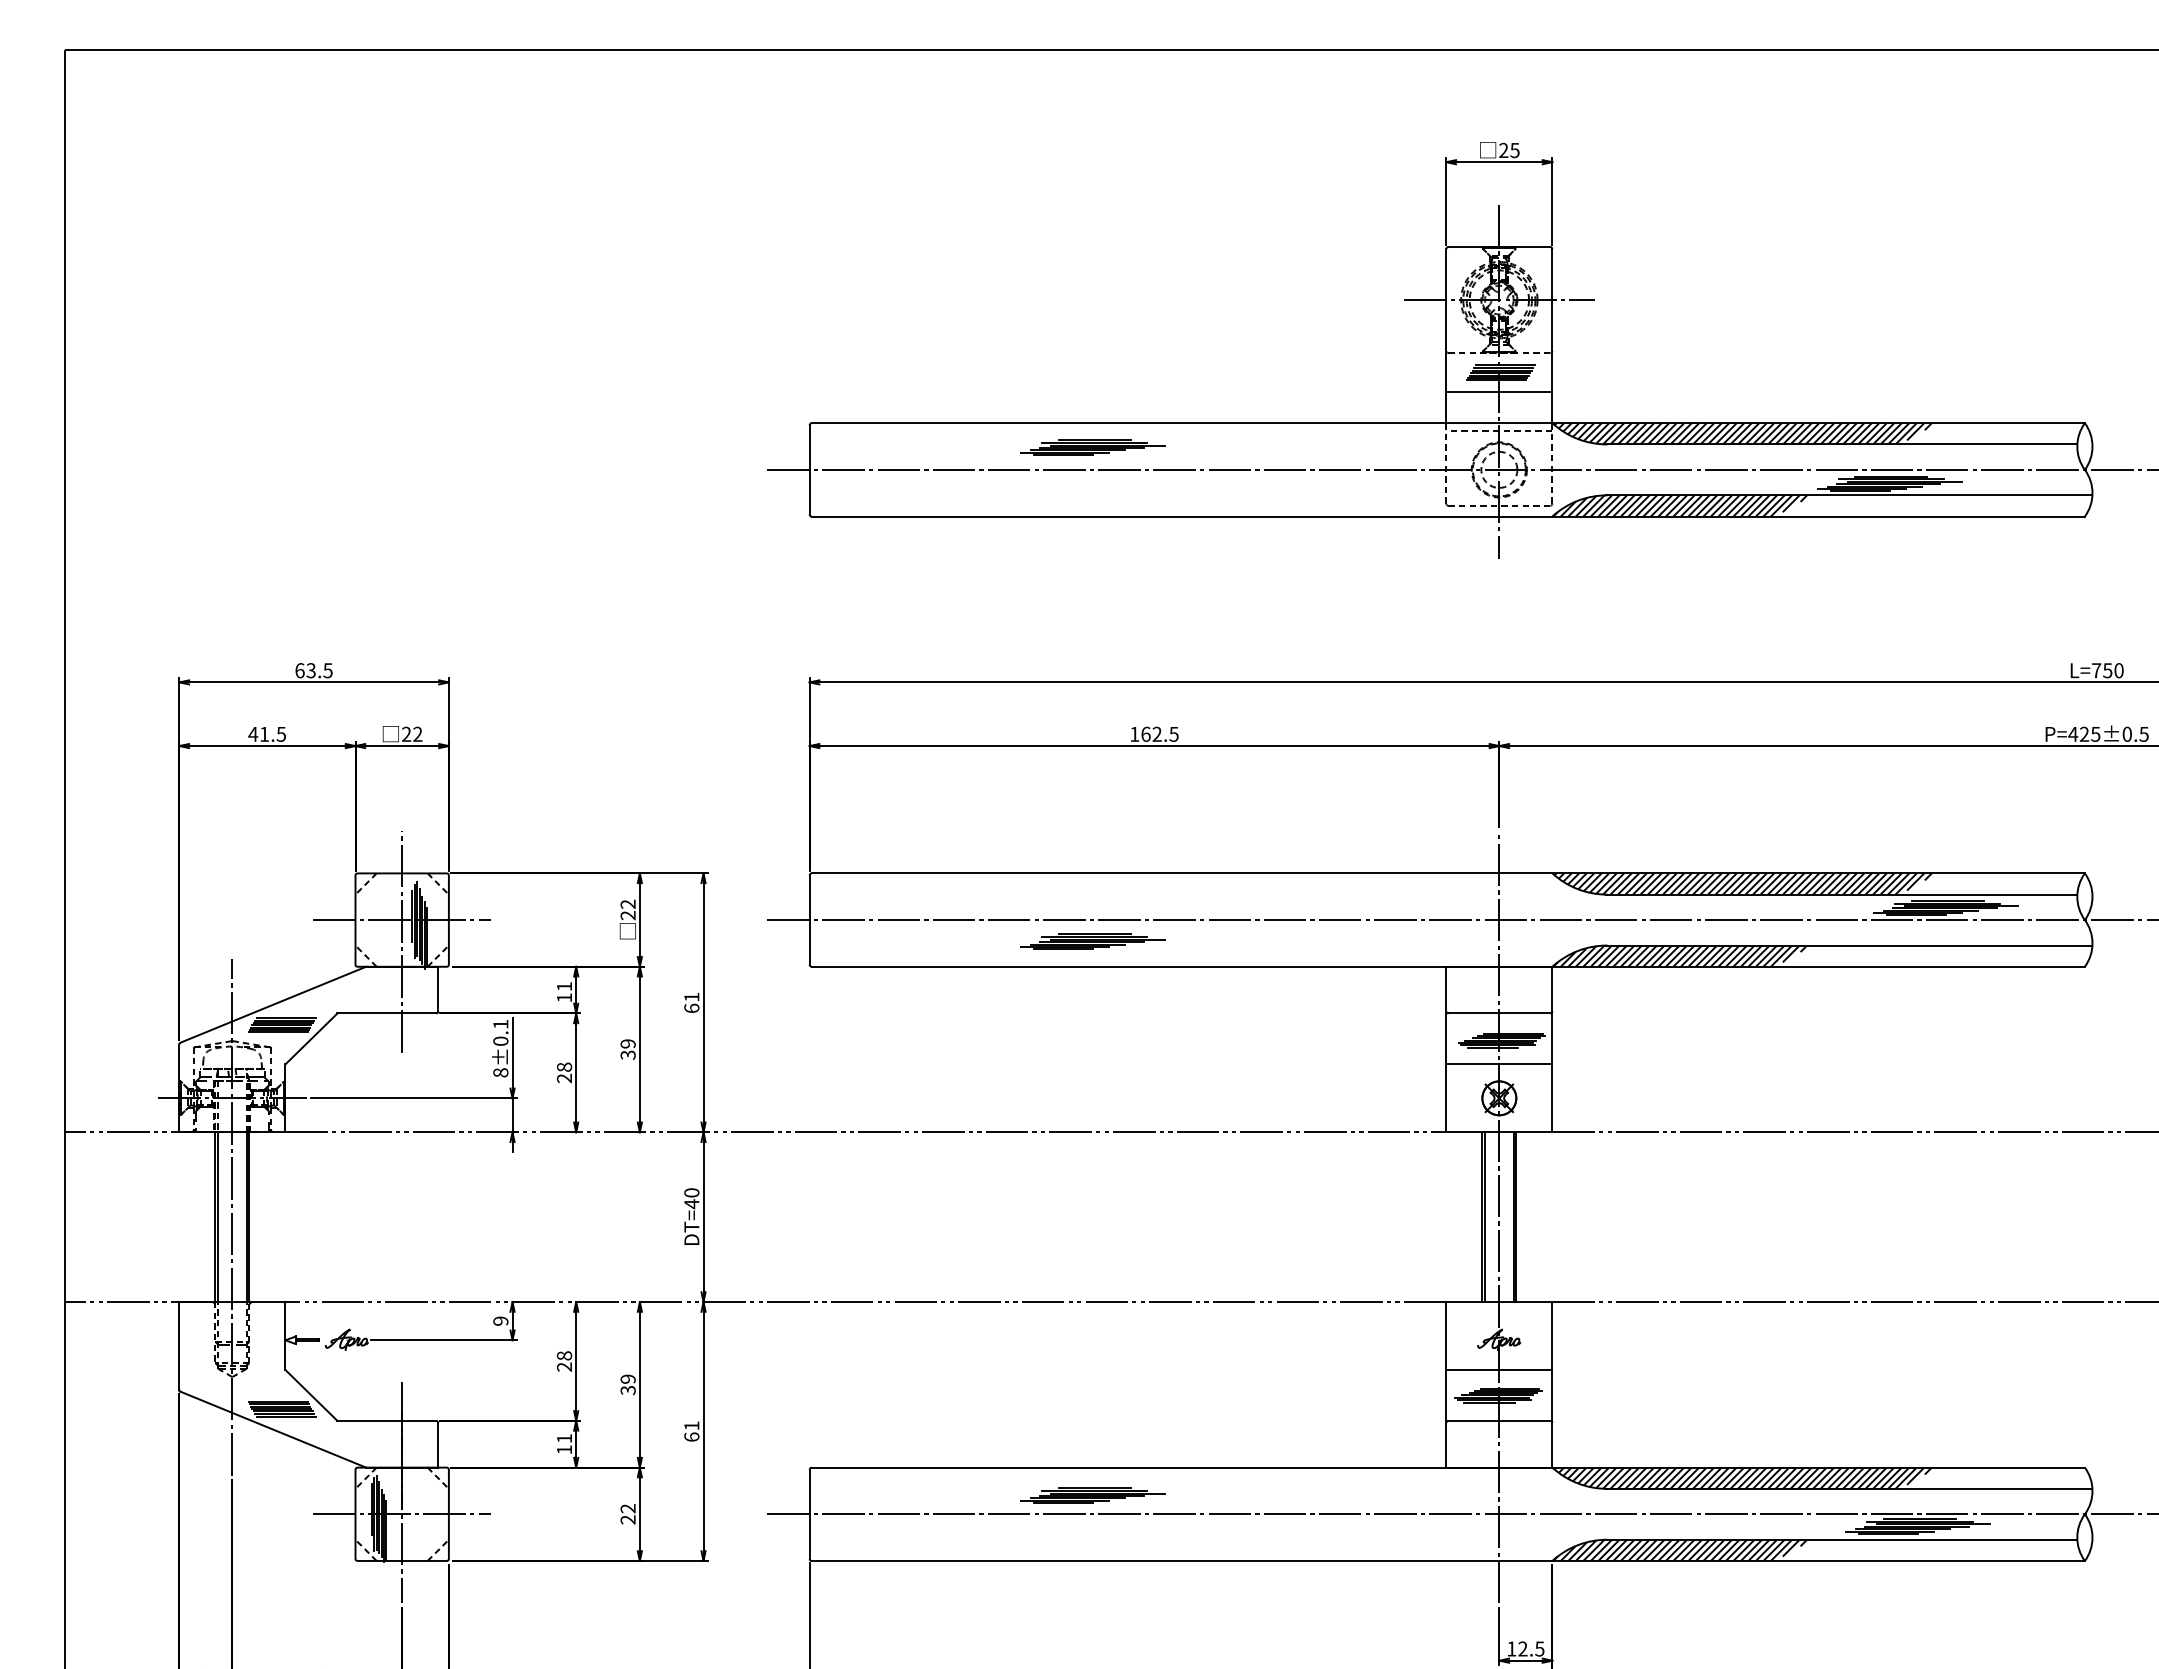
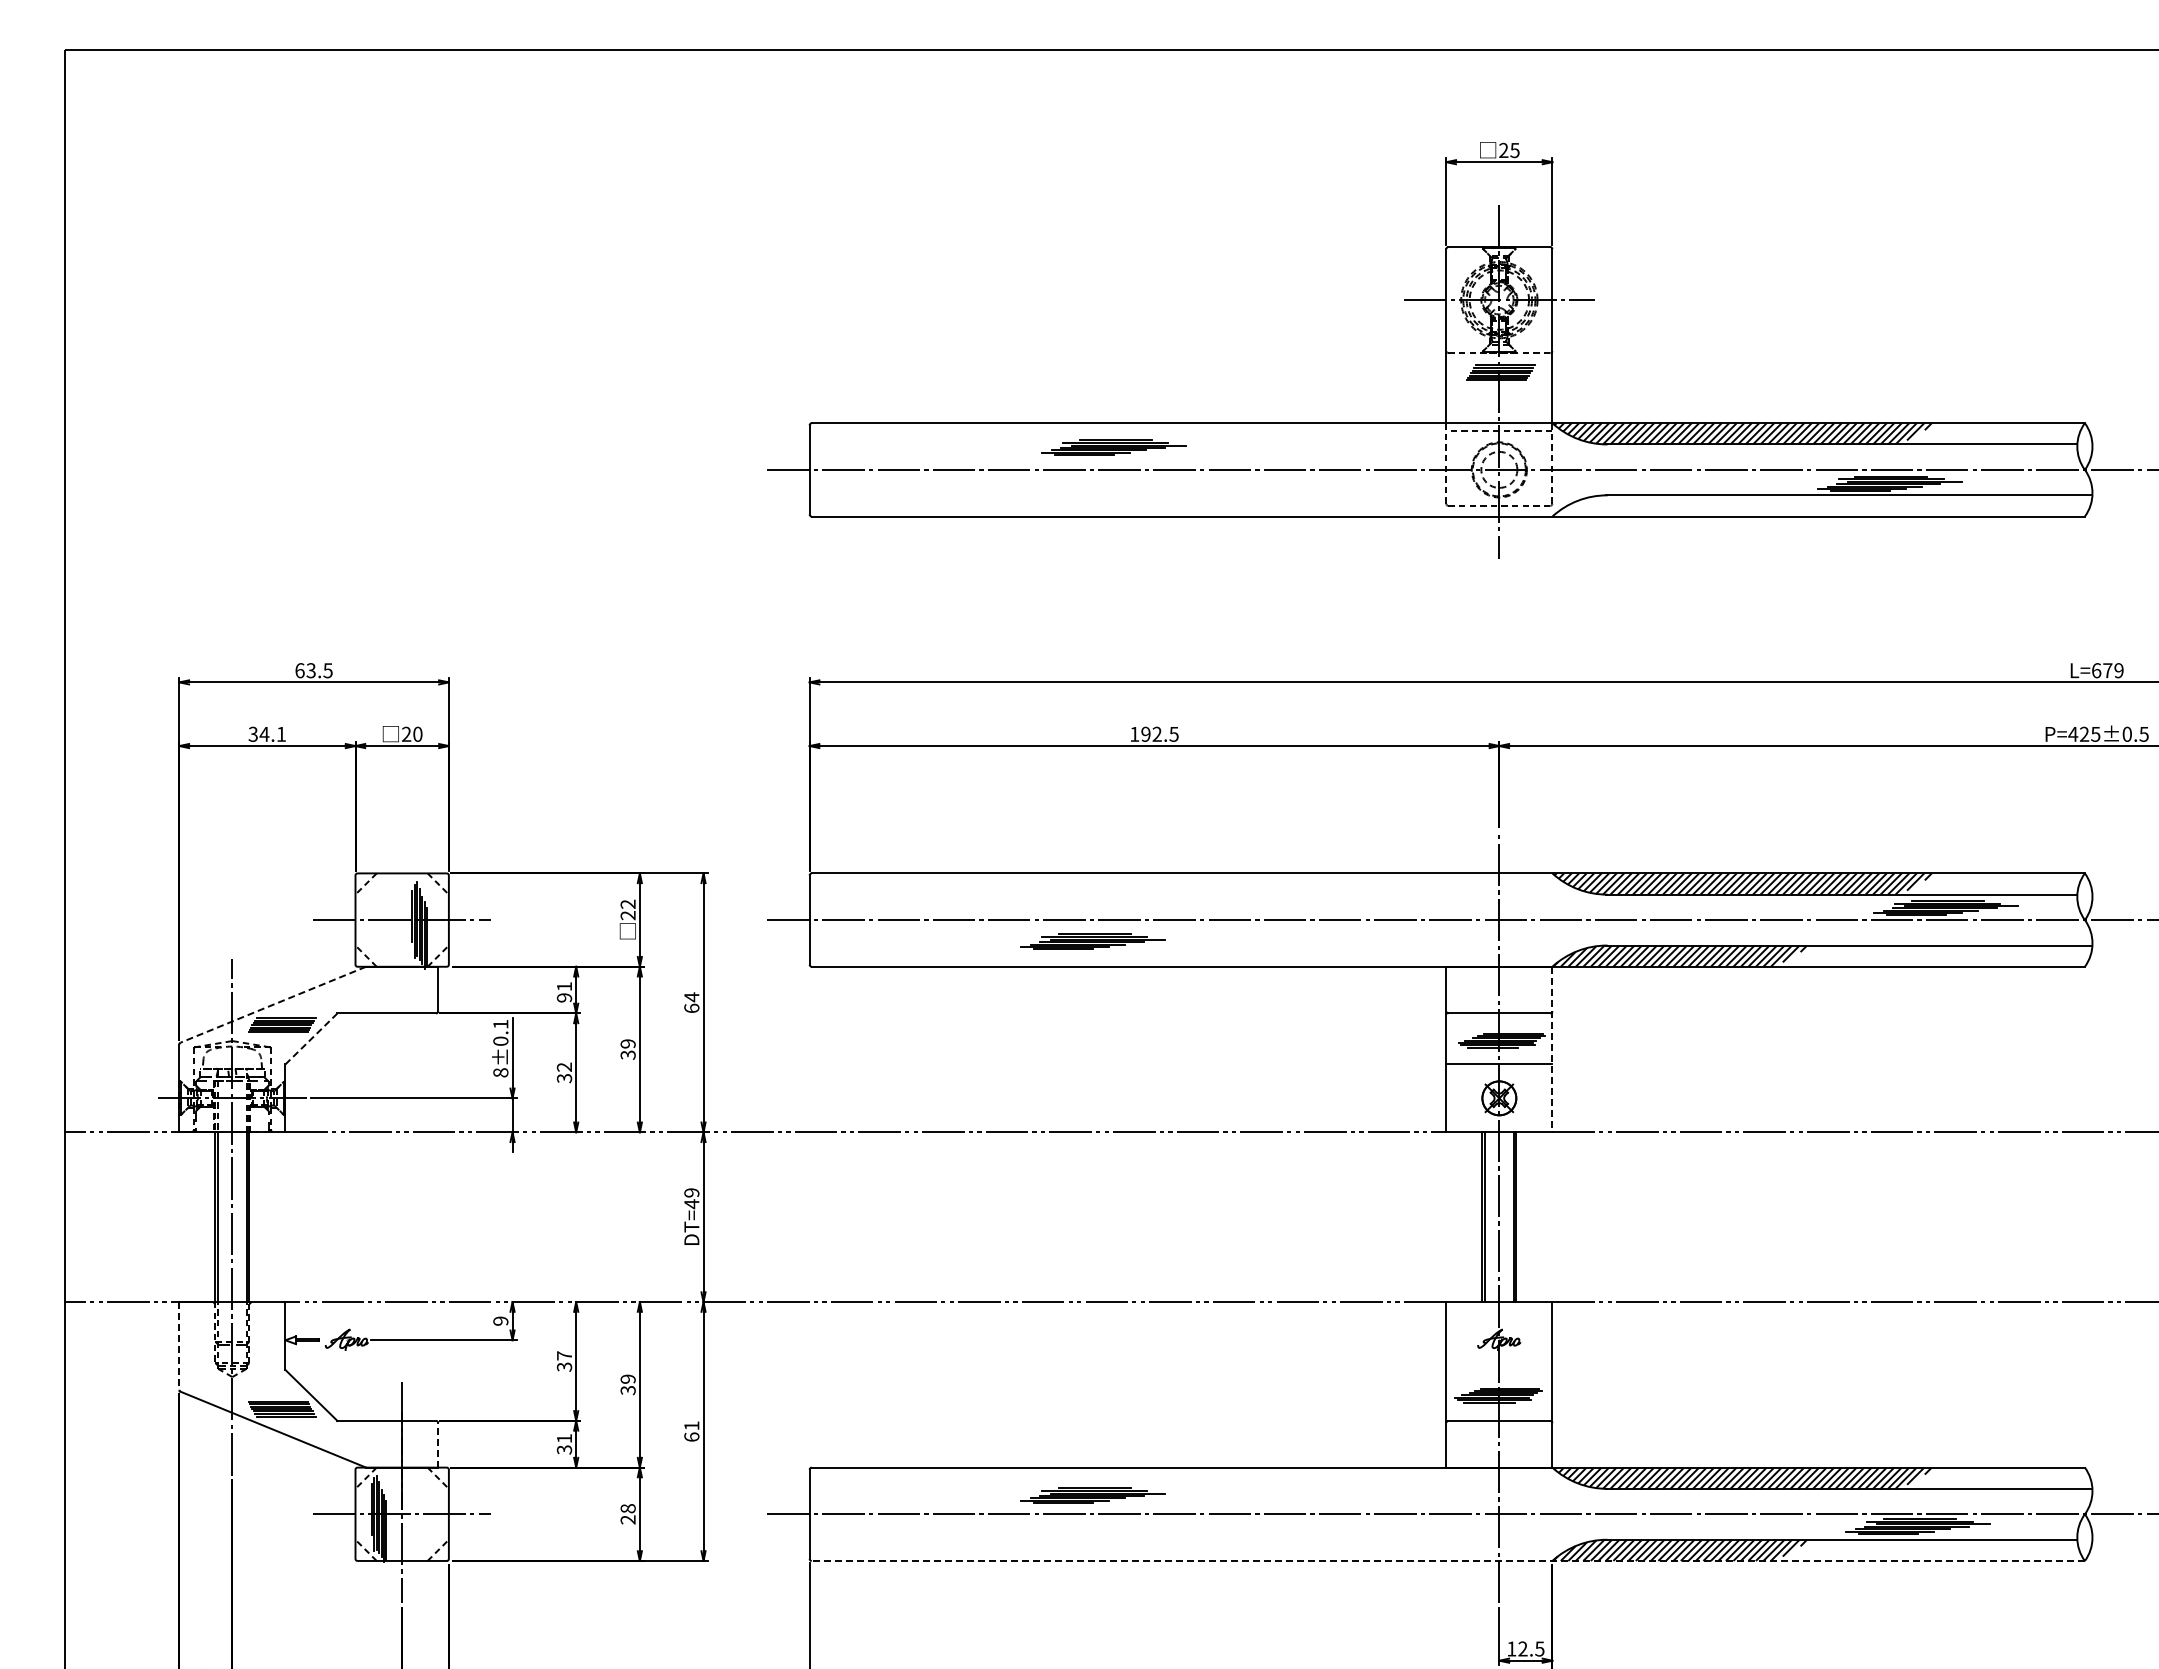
line: present -> none (1499, 392)
part position: (1092, 447) -> (1113, 447) (1113, 447)
hatch: present -> none (1680, 505)
text: L=750 -> L=679 (2107, 670)
text: 41.5 -> 34.1 (266, 733)
text: 22 -> 20 (417, 733)
text: 162.5 -> 192.5 (1145, 733)
line: present -> none (402, 941)
text: 11 -> 91 (564, 997)
text: 61 -> 64 (691, 997)
line: solid -> dashed (272, 1004)
line: solid -> dashed (311, 1039)
line: solid -> dashed (1552, 1049)
text: 28 -> 32 (564, 1072)
text: DT=40 -> DT=49 (691, 1192)
line: solid -> dashed (179, 1345)
text: 28 -> 37 (564, 1361)
line: present -> none (1499, 1369)
line: solid -> dashed (438, 1444)
text: 11 -> 31 (564, 1449)
text: 22 -> 28 (627, 1508)
line: solid -> dashed (1448, 1560)
